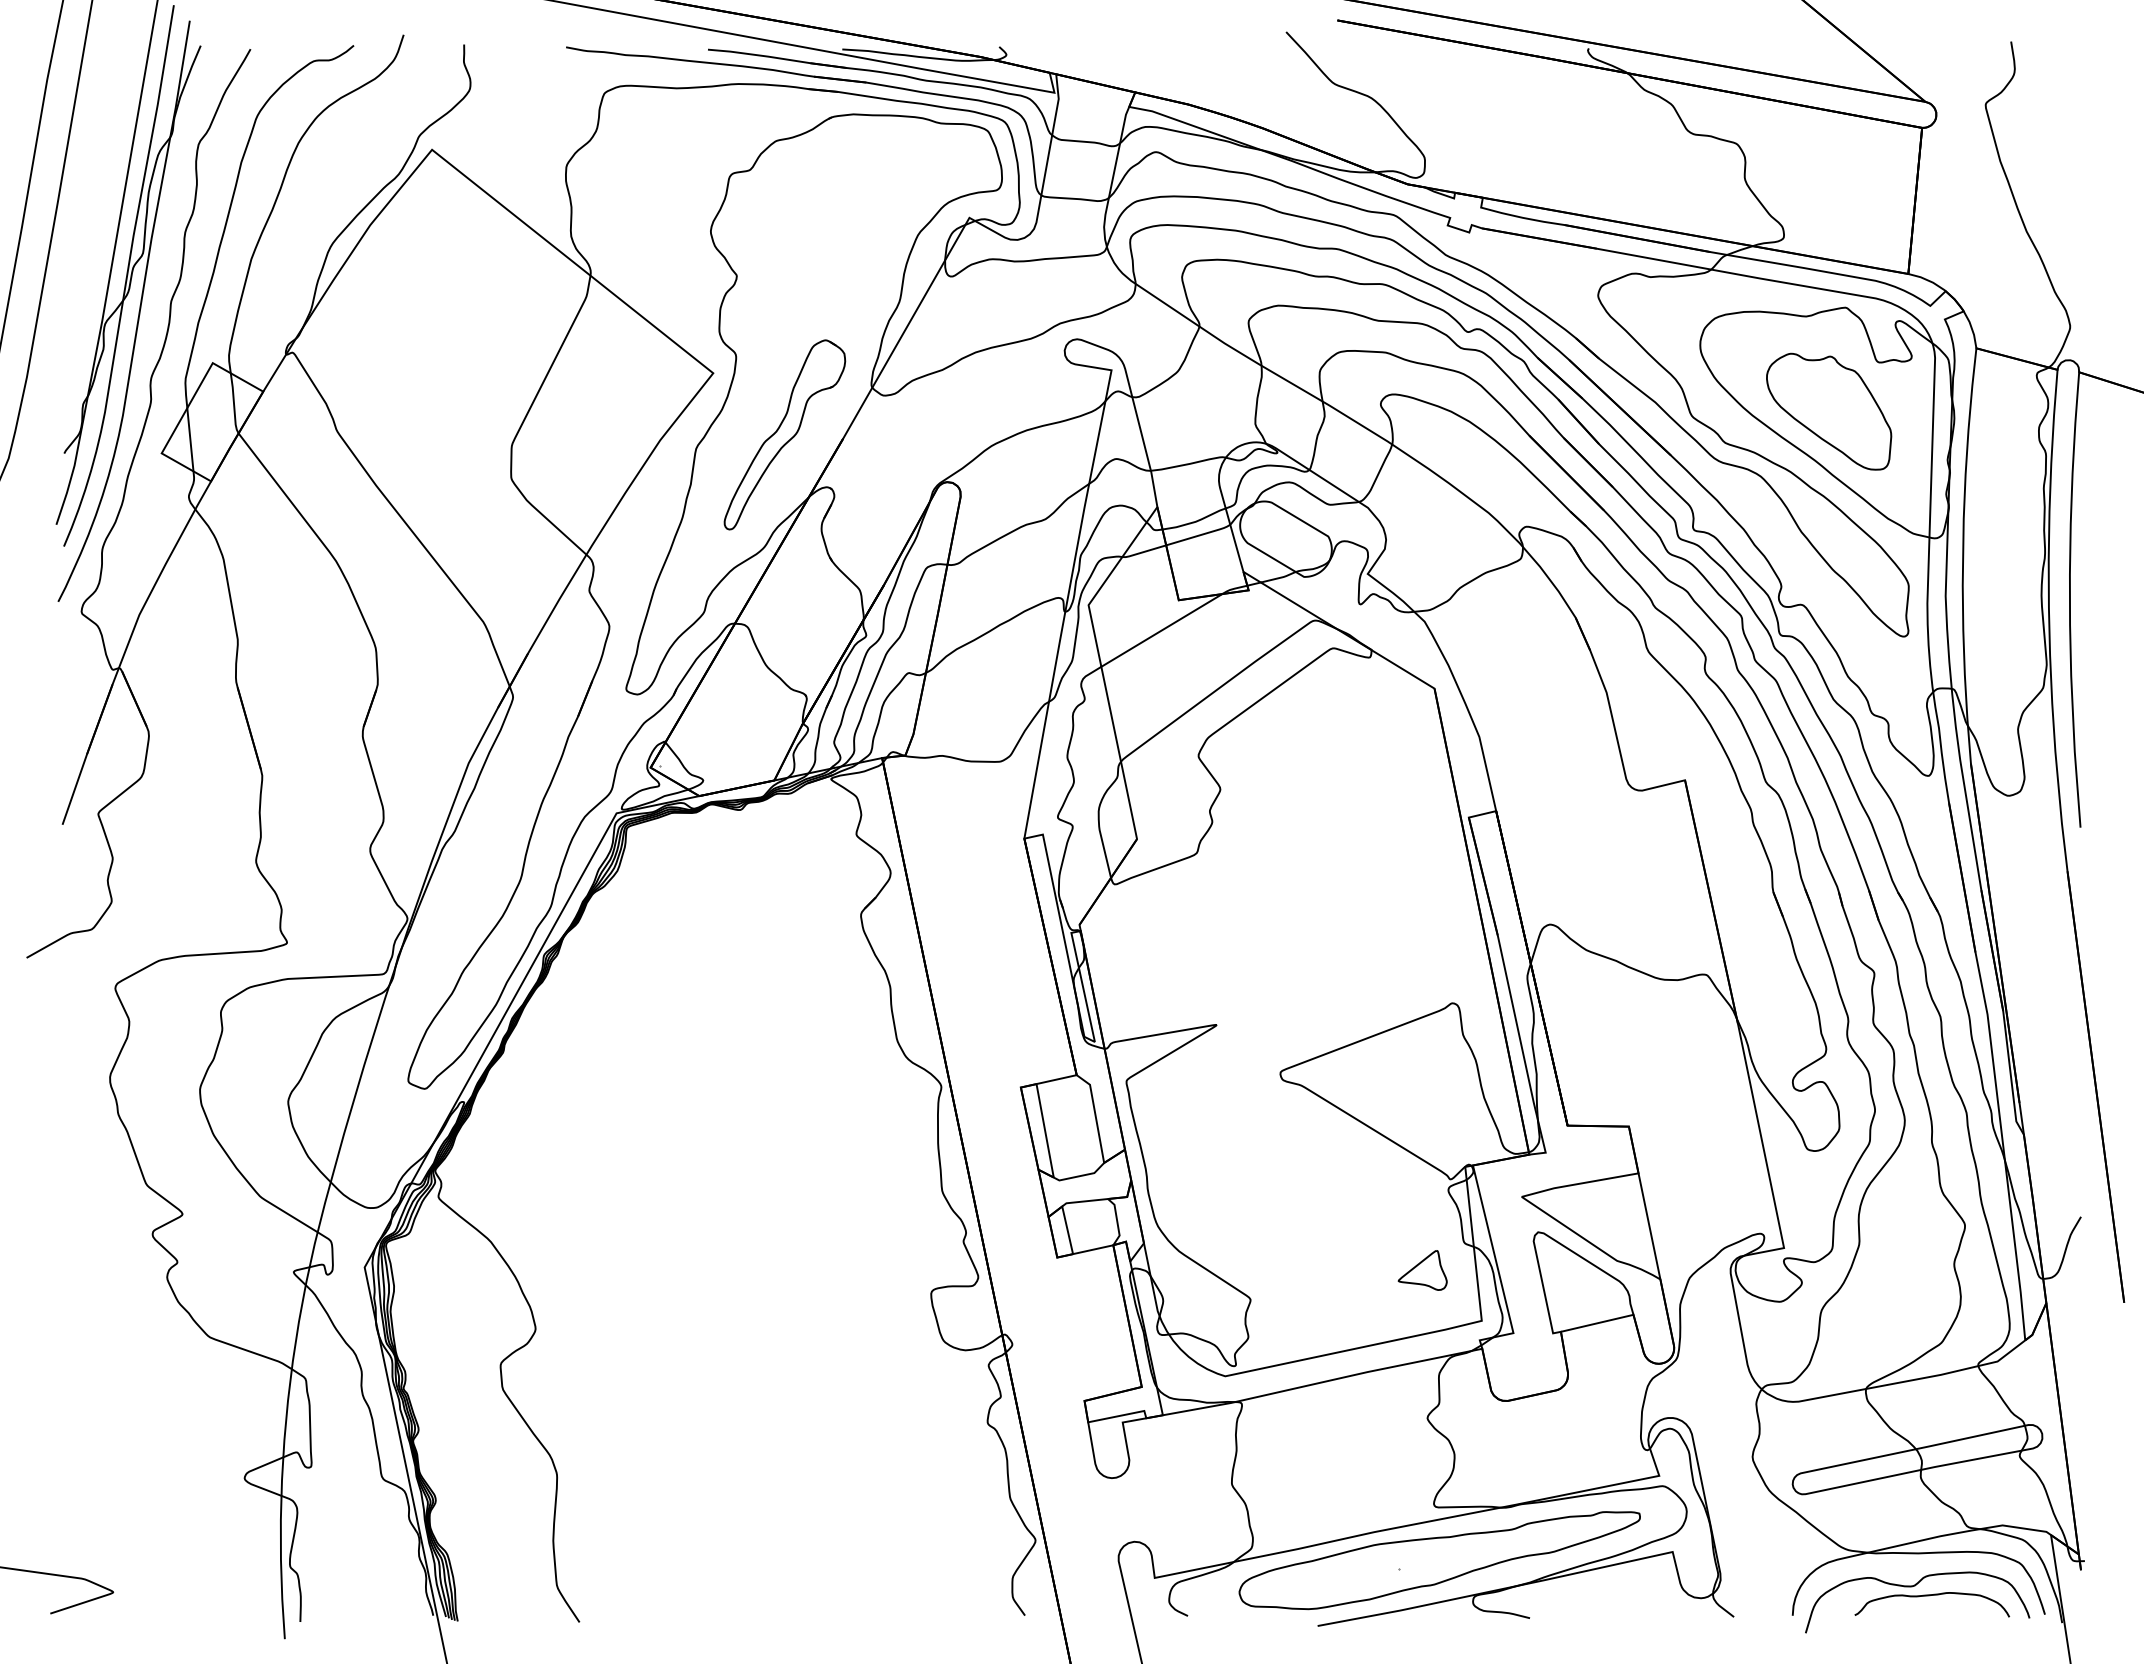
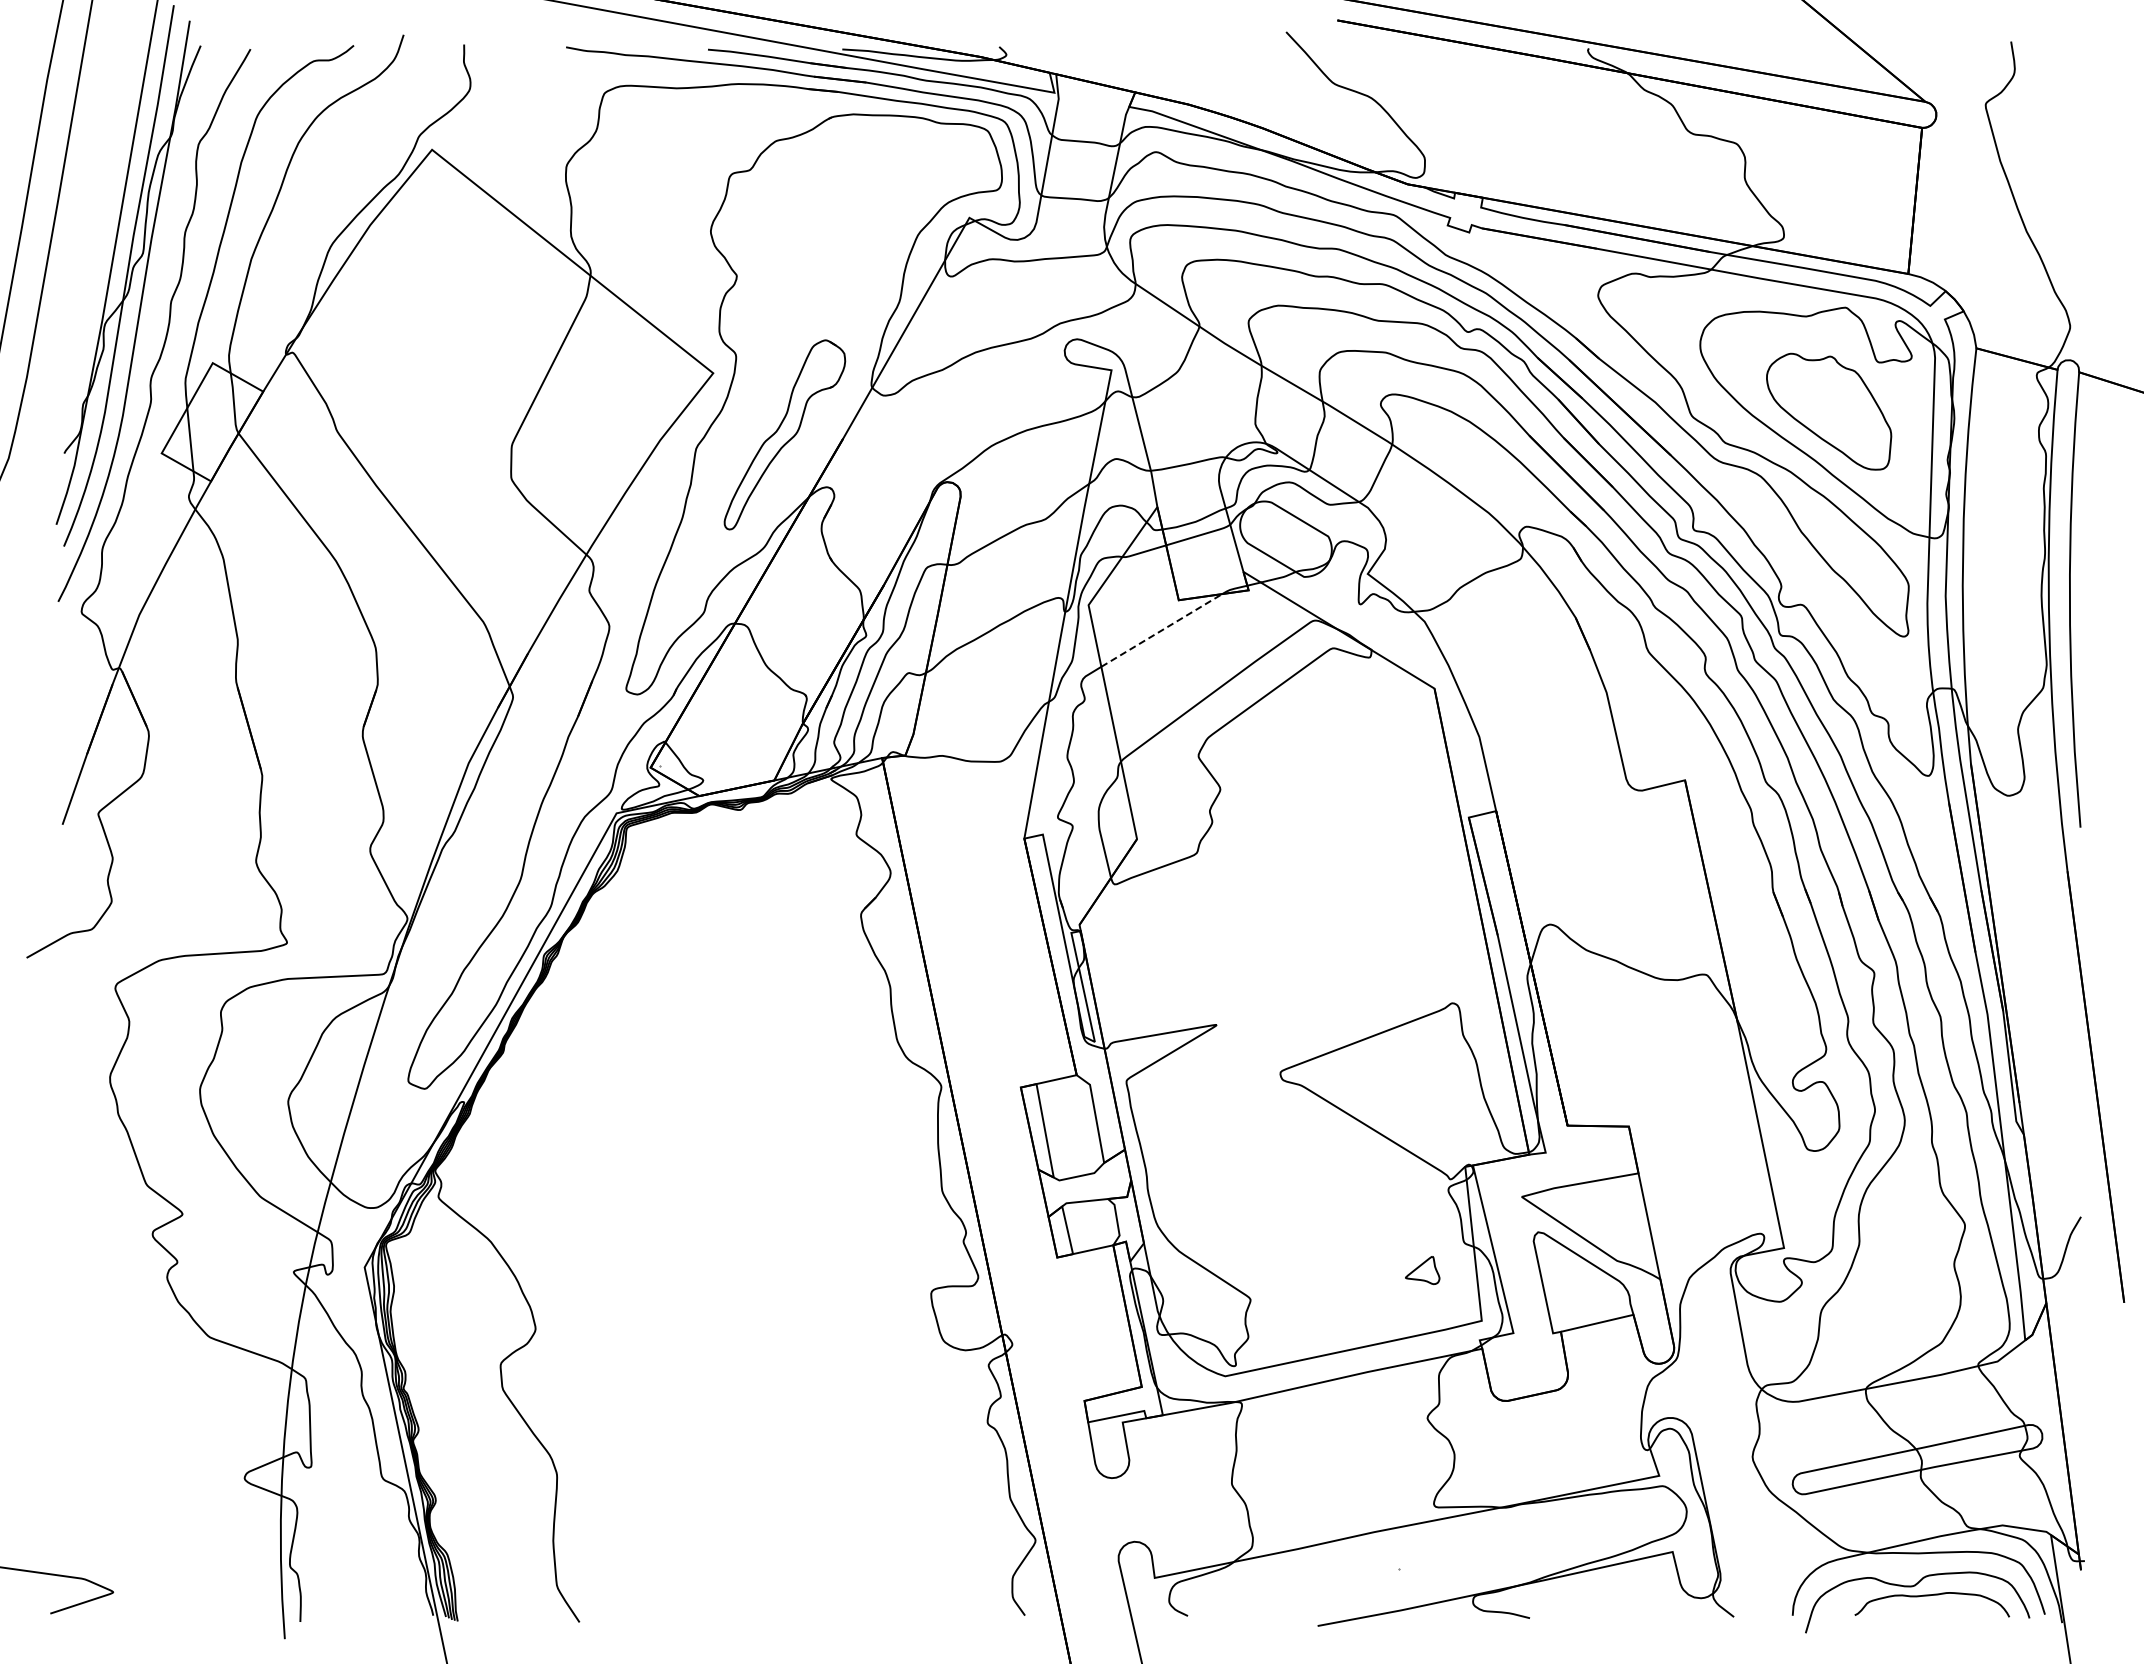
line: solid -> dashed (1161, 630)
part size: 51x41 px -> 36x30 px (1422, 1270)
part: present -> none (1439, 1560)
